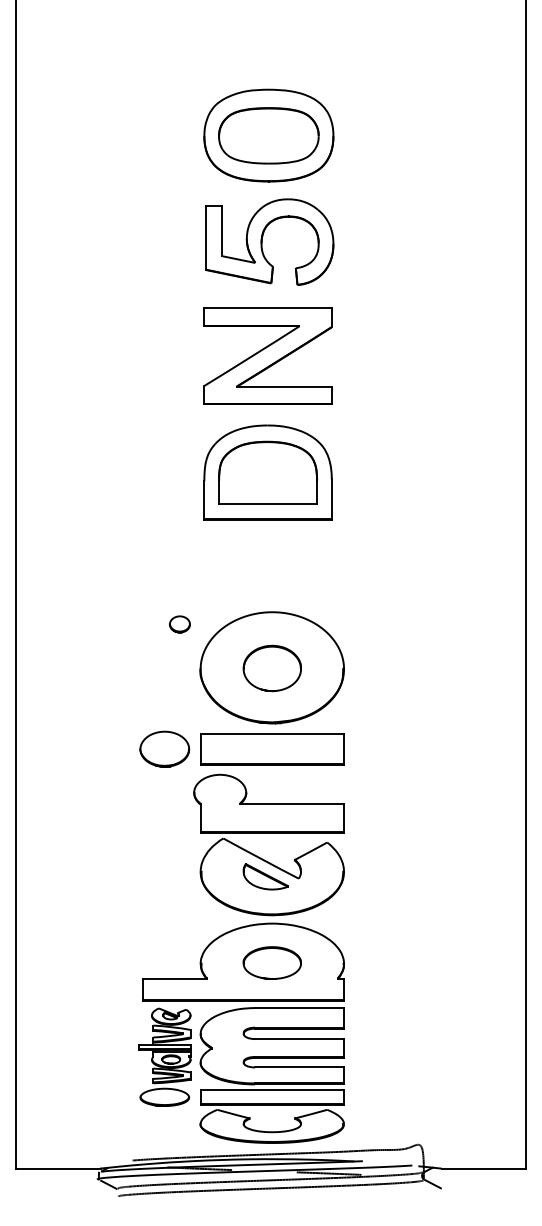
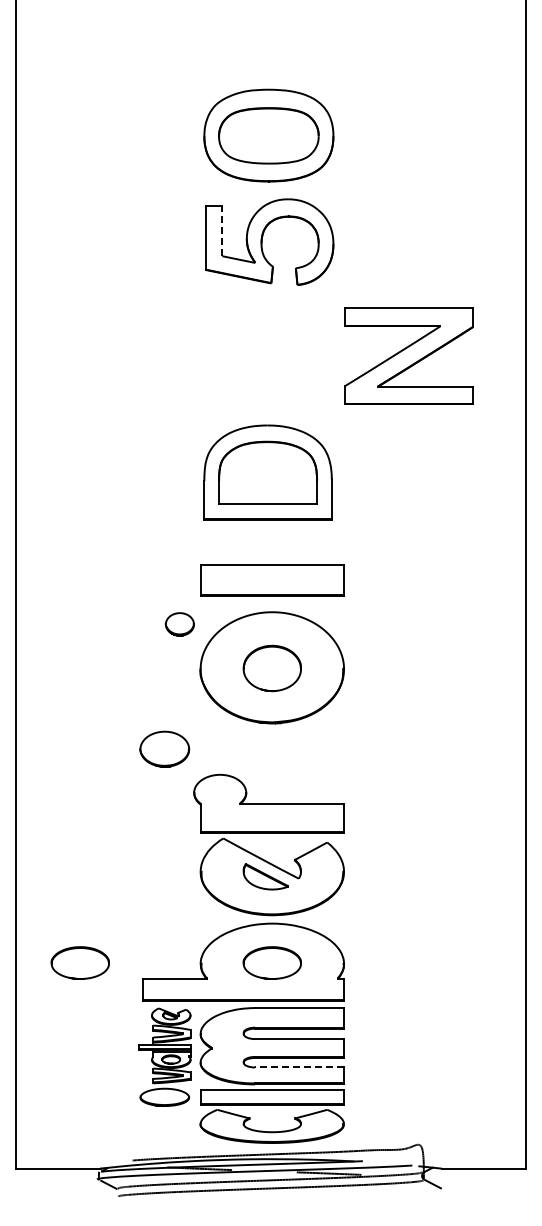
line: solid -> dashed (222, 231)
part position: (267, 355) -> (408, 355) (408, 355)
part size: 22x19 px -> 31x25 px (179, 624)
part position: (272, 749) -> (272, 580) (272, 580)
part: none -> present (79, 962)
line: solid -> dashed (299, 1067)
